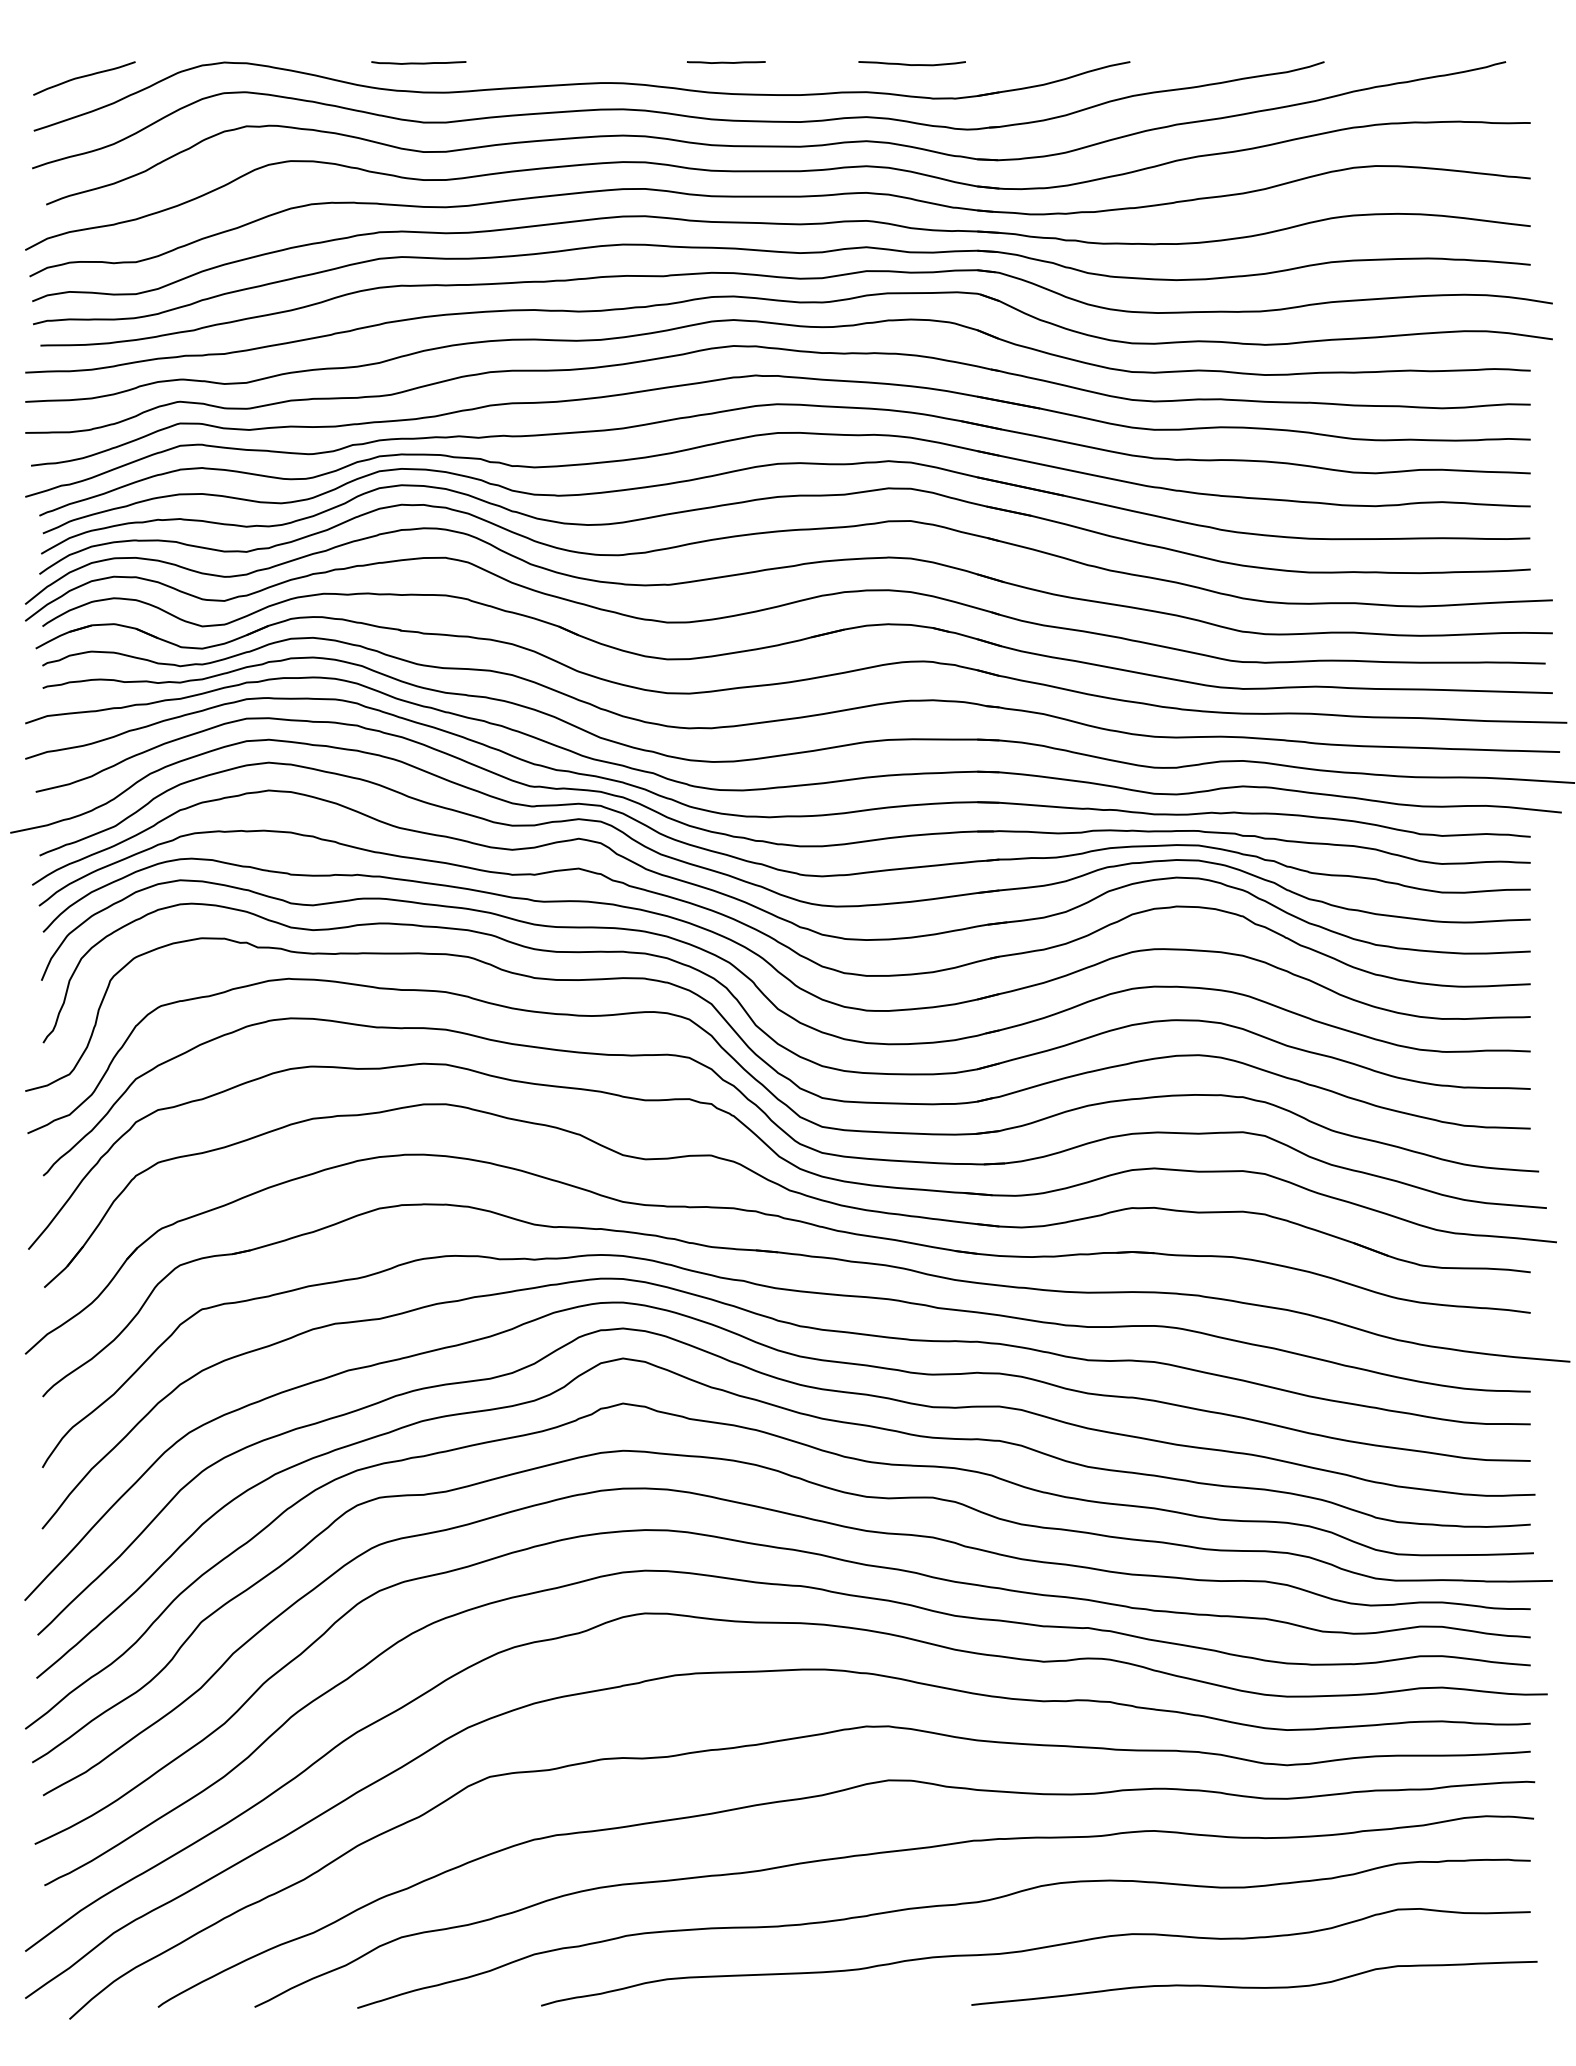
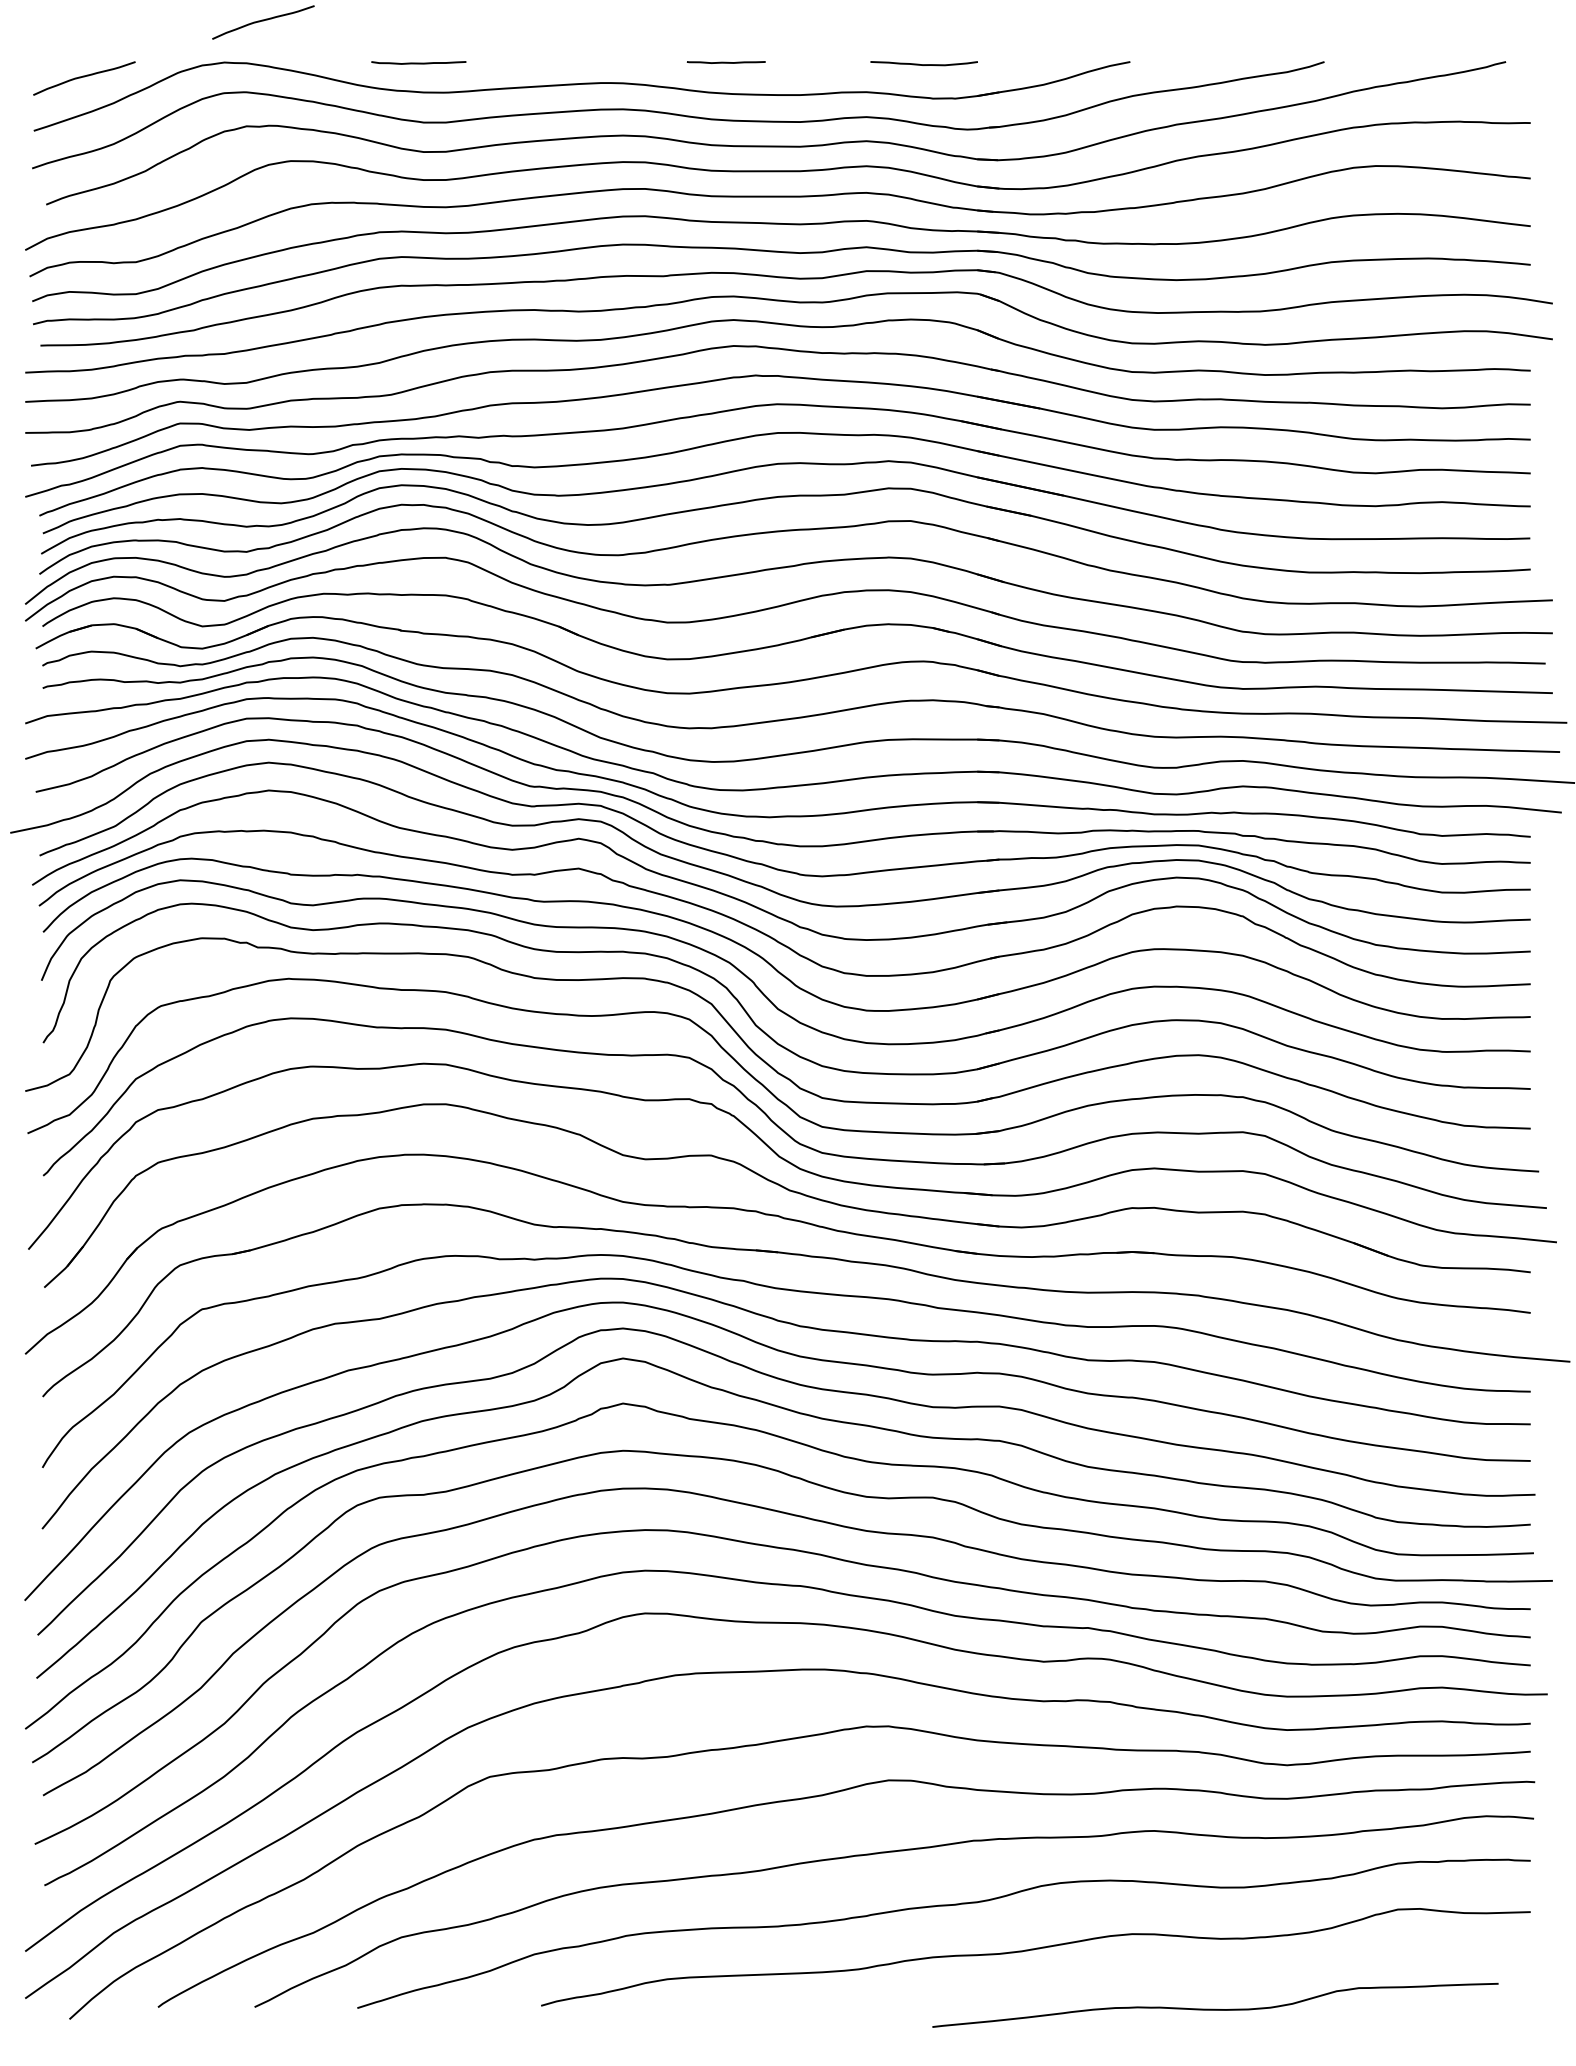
curve: none -> present (263, 21)
curve position: (911, 64) -> (923, 64) (923, 64)
curve position: (1254, 1986) -> (1215, 2008) (1215, 2008)
